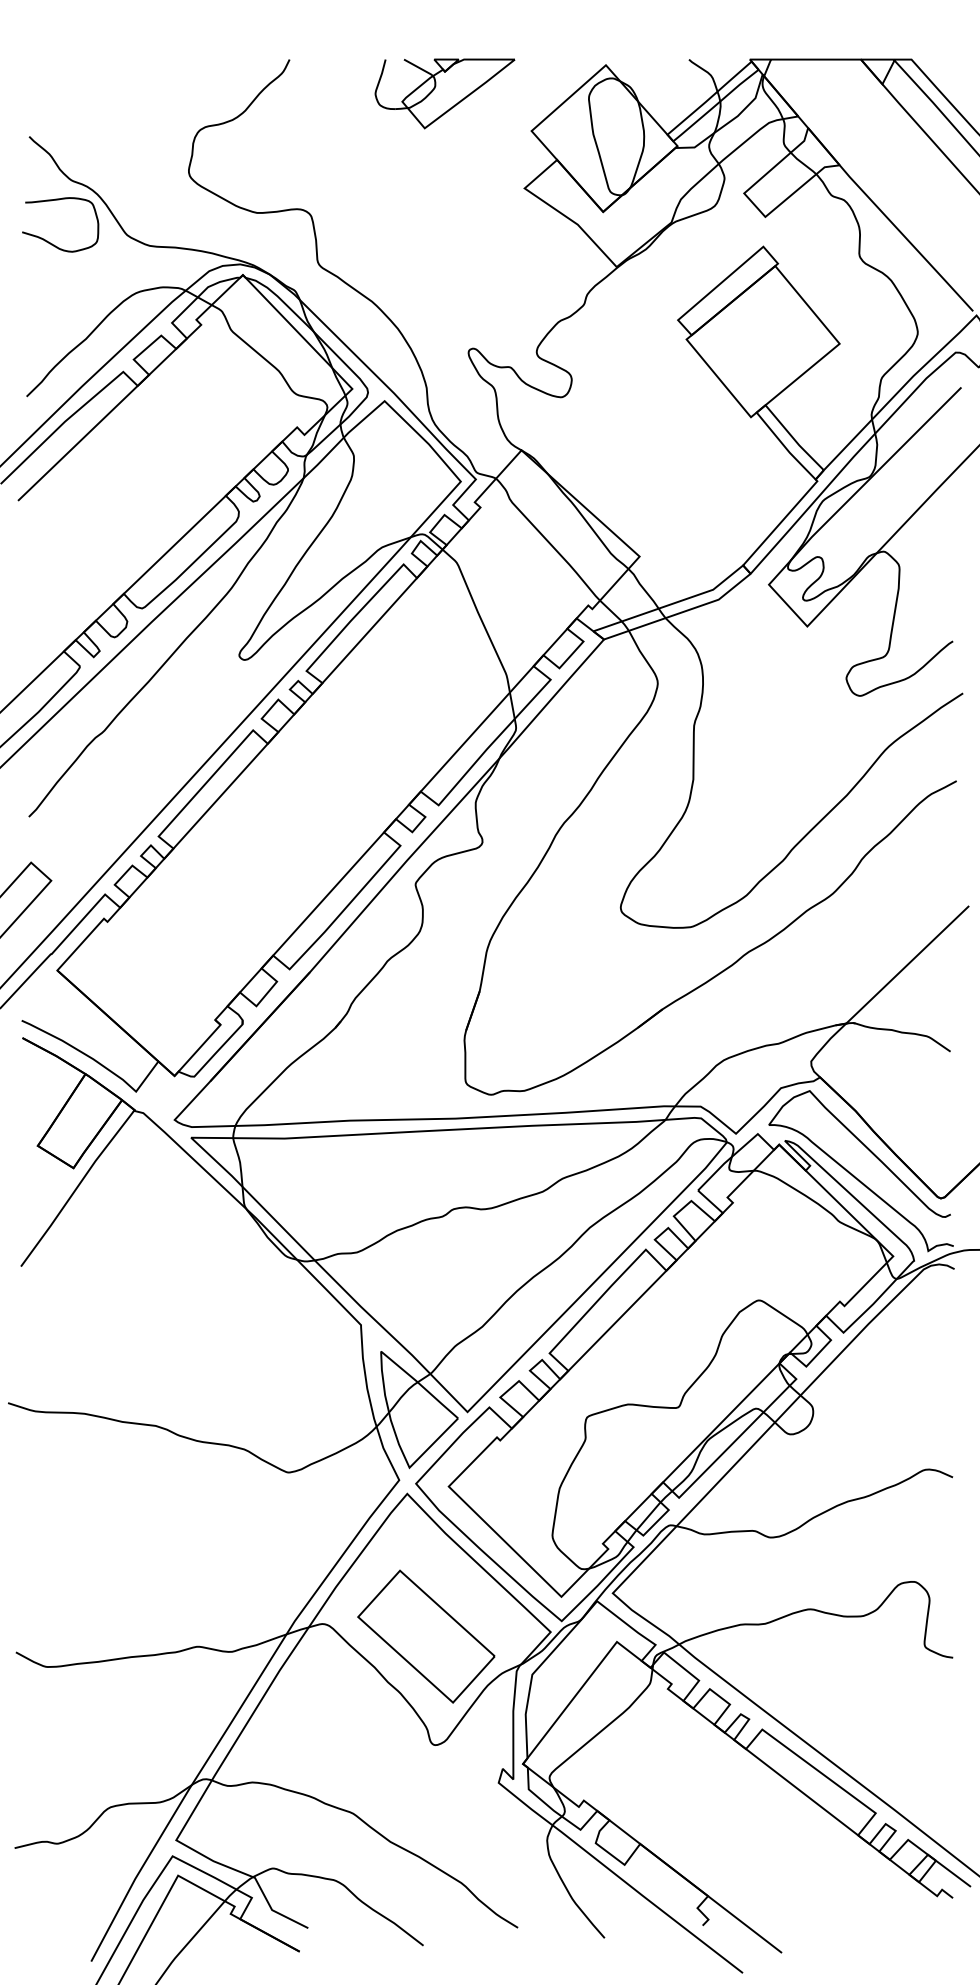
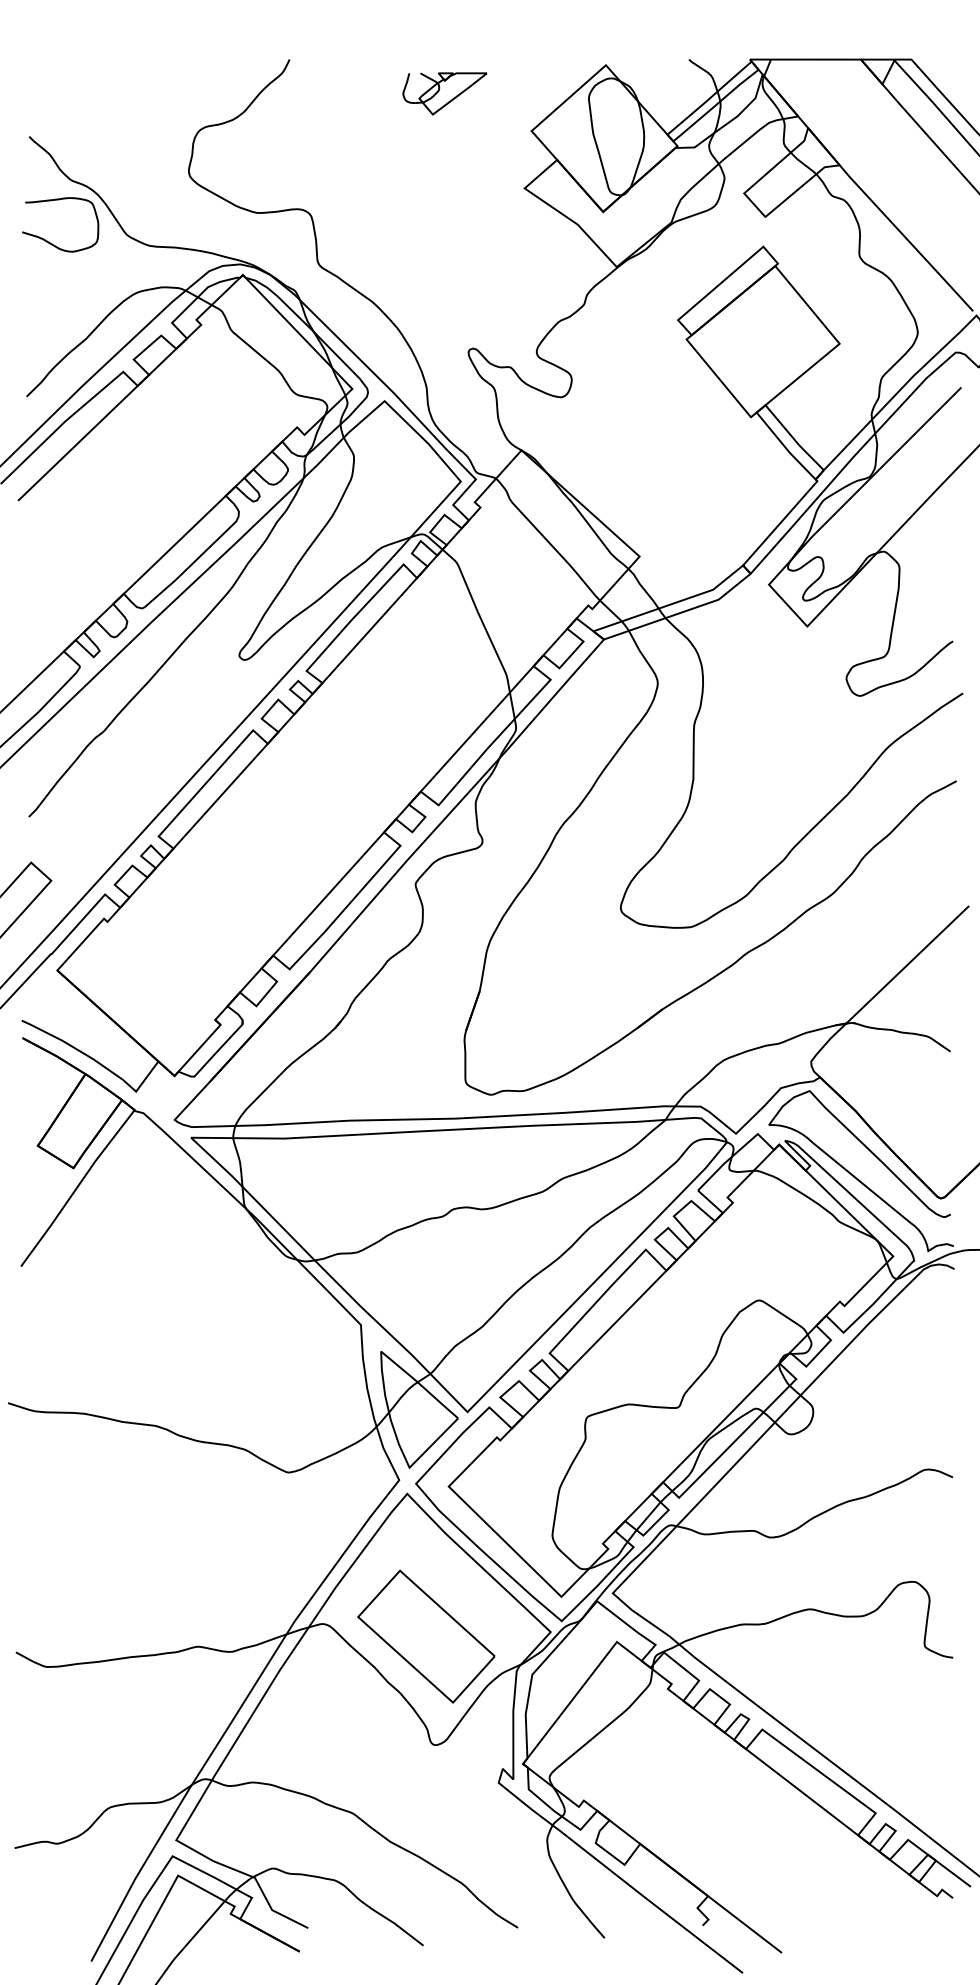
part size: 142x72 px -> 86x44 px (444, 93)
